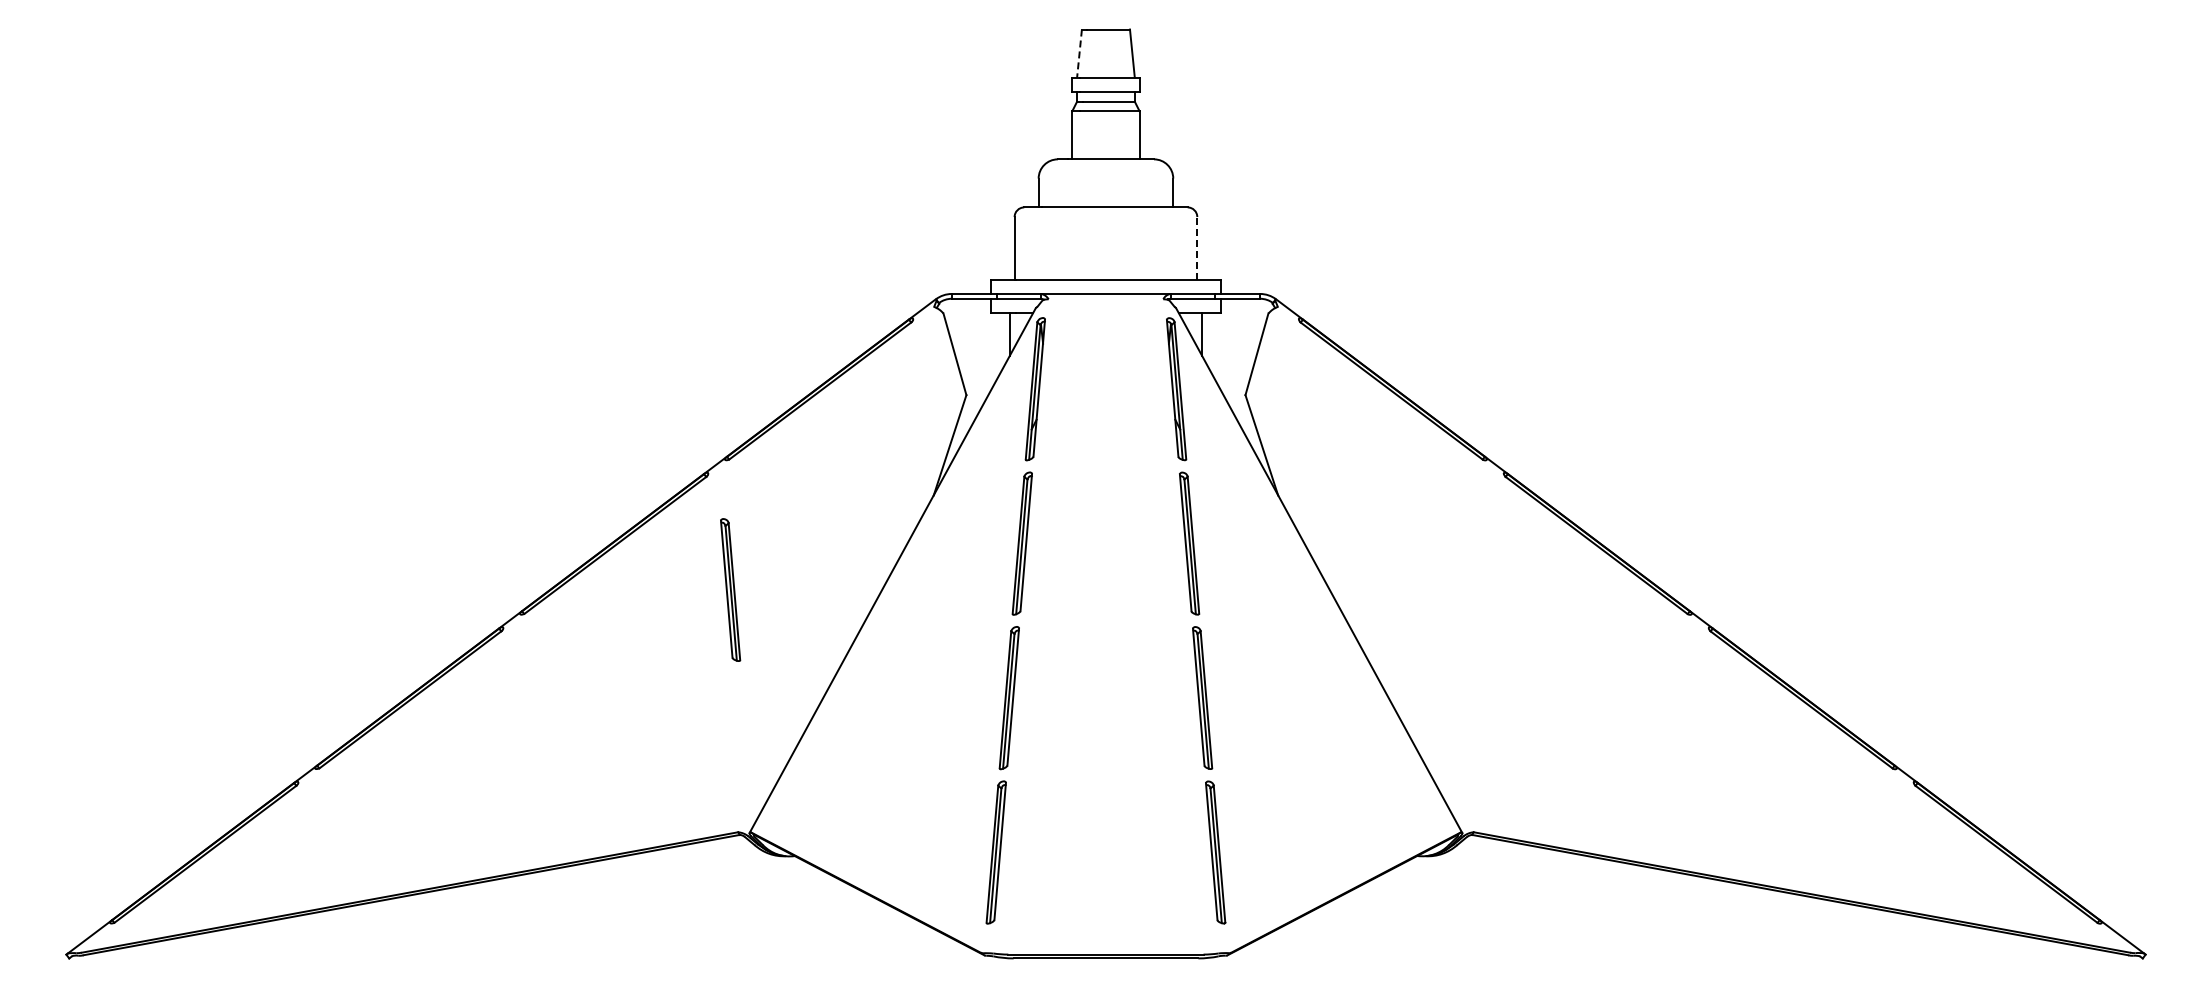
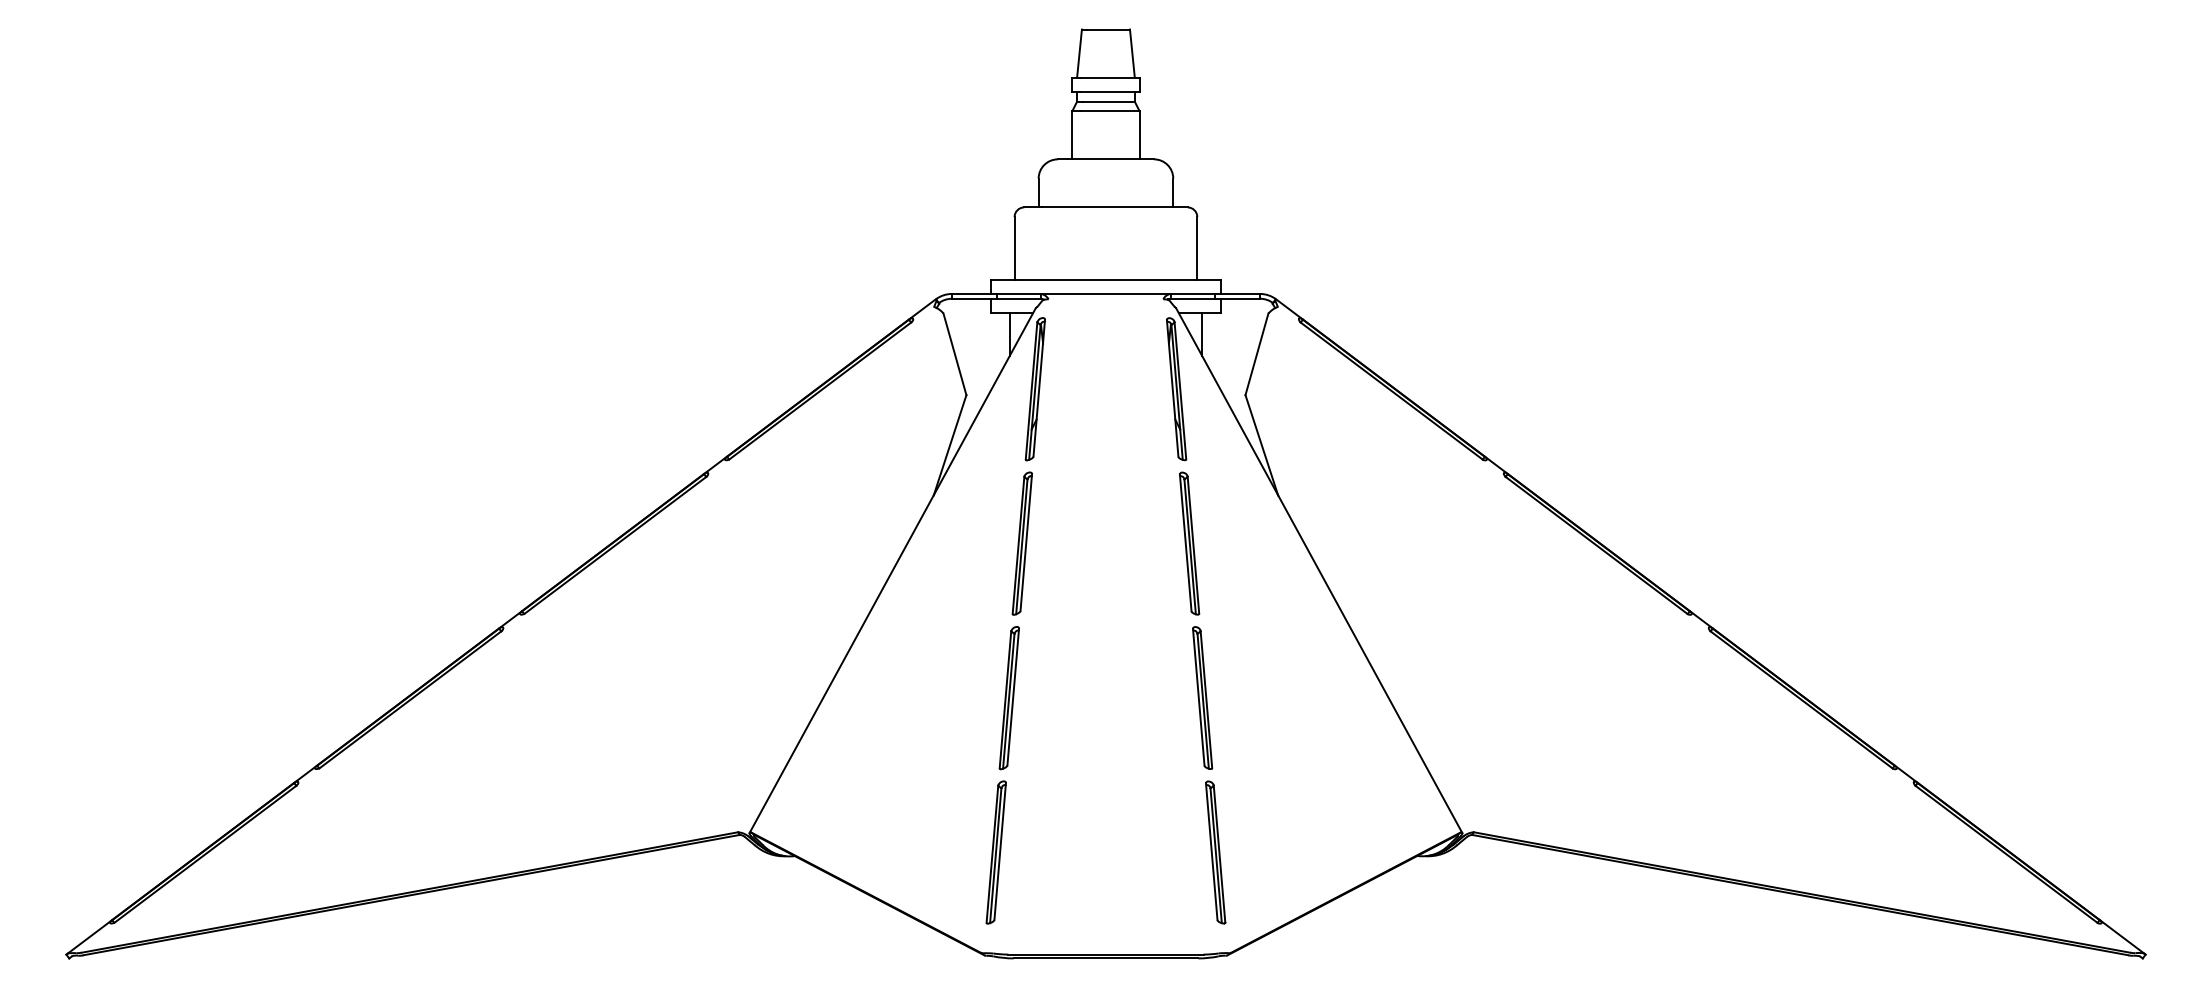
line: dashed -> solid (1079, 54)
line: dashed -> solid (1197, 247)
part: present -> none (730, 589)
